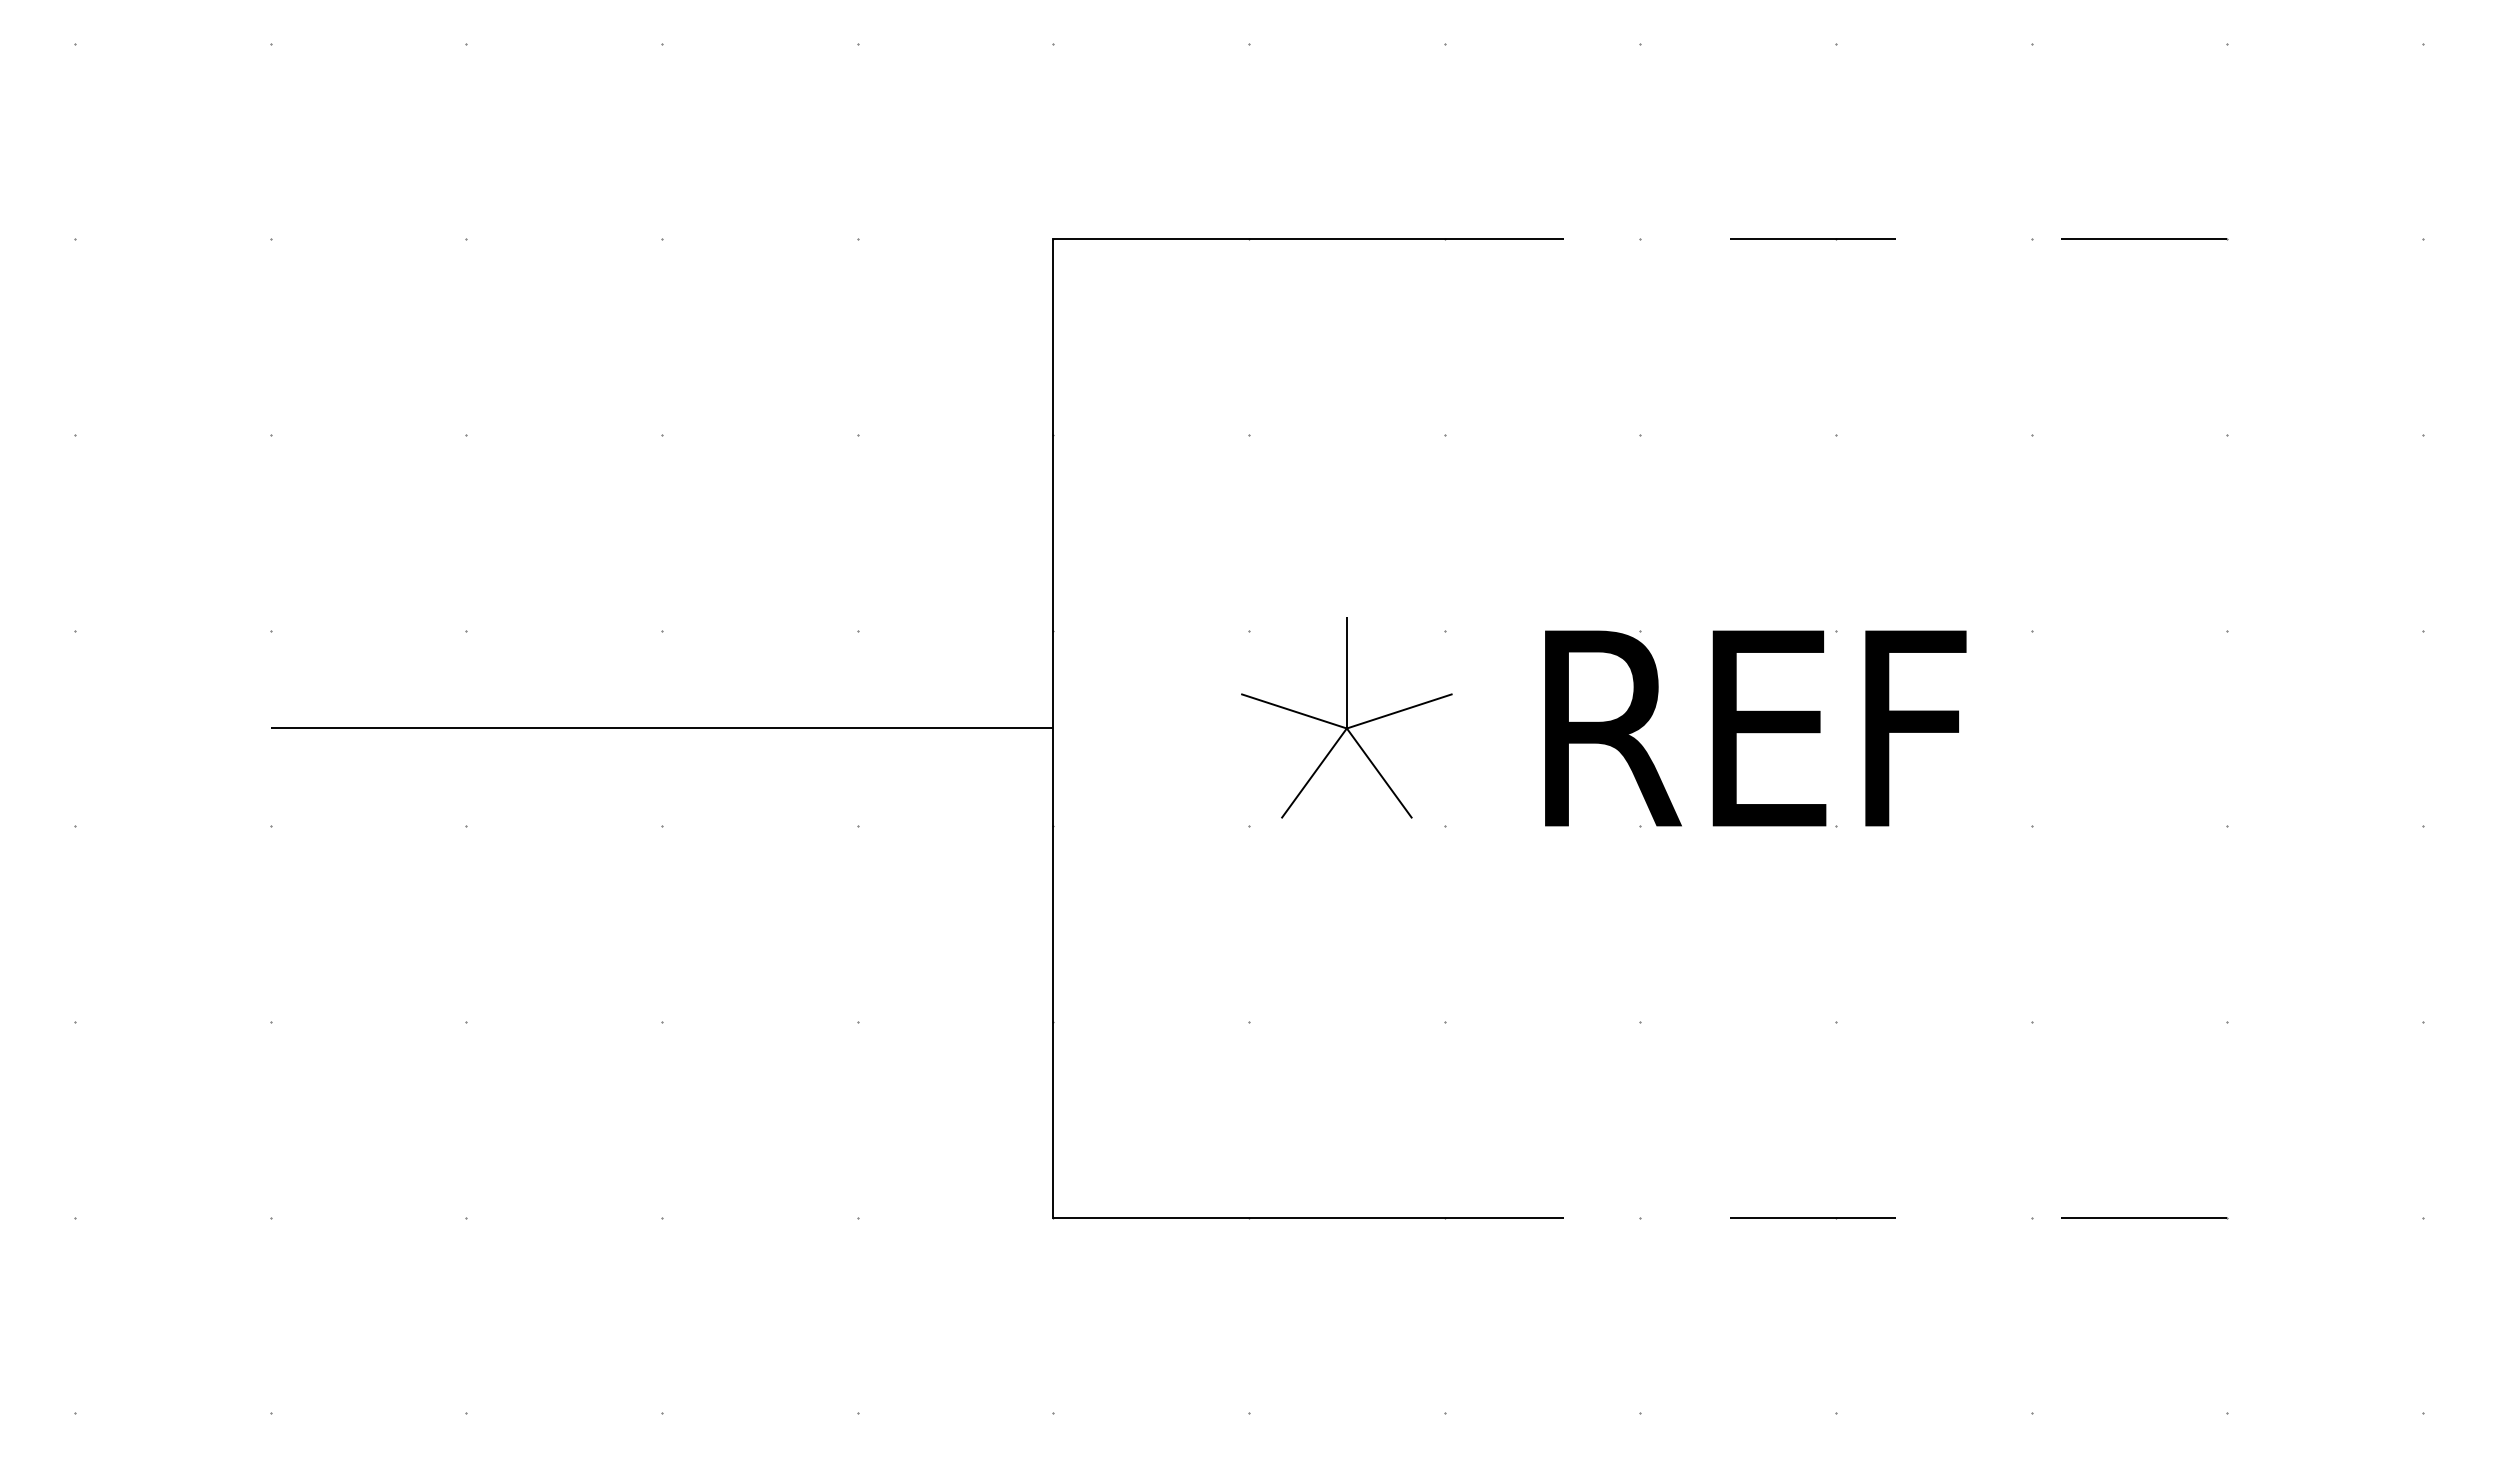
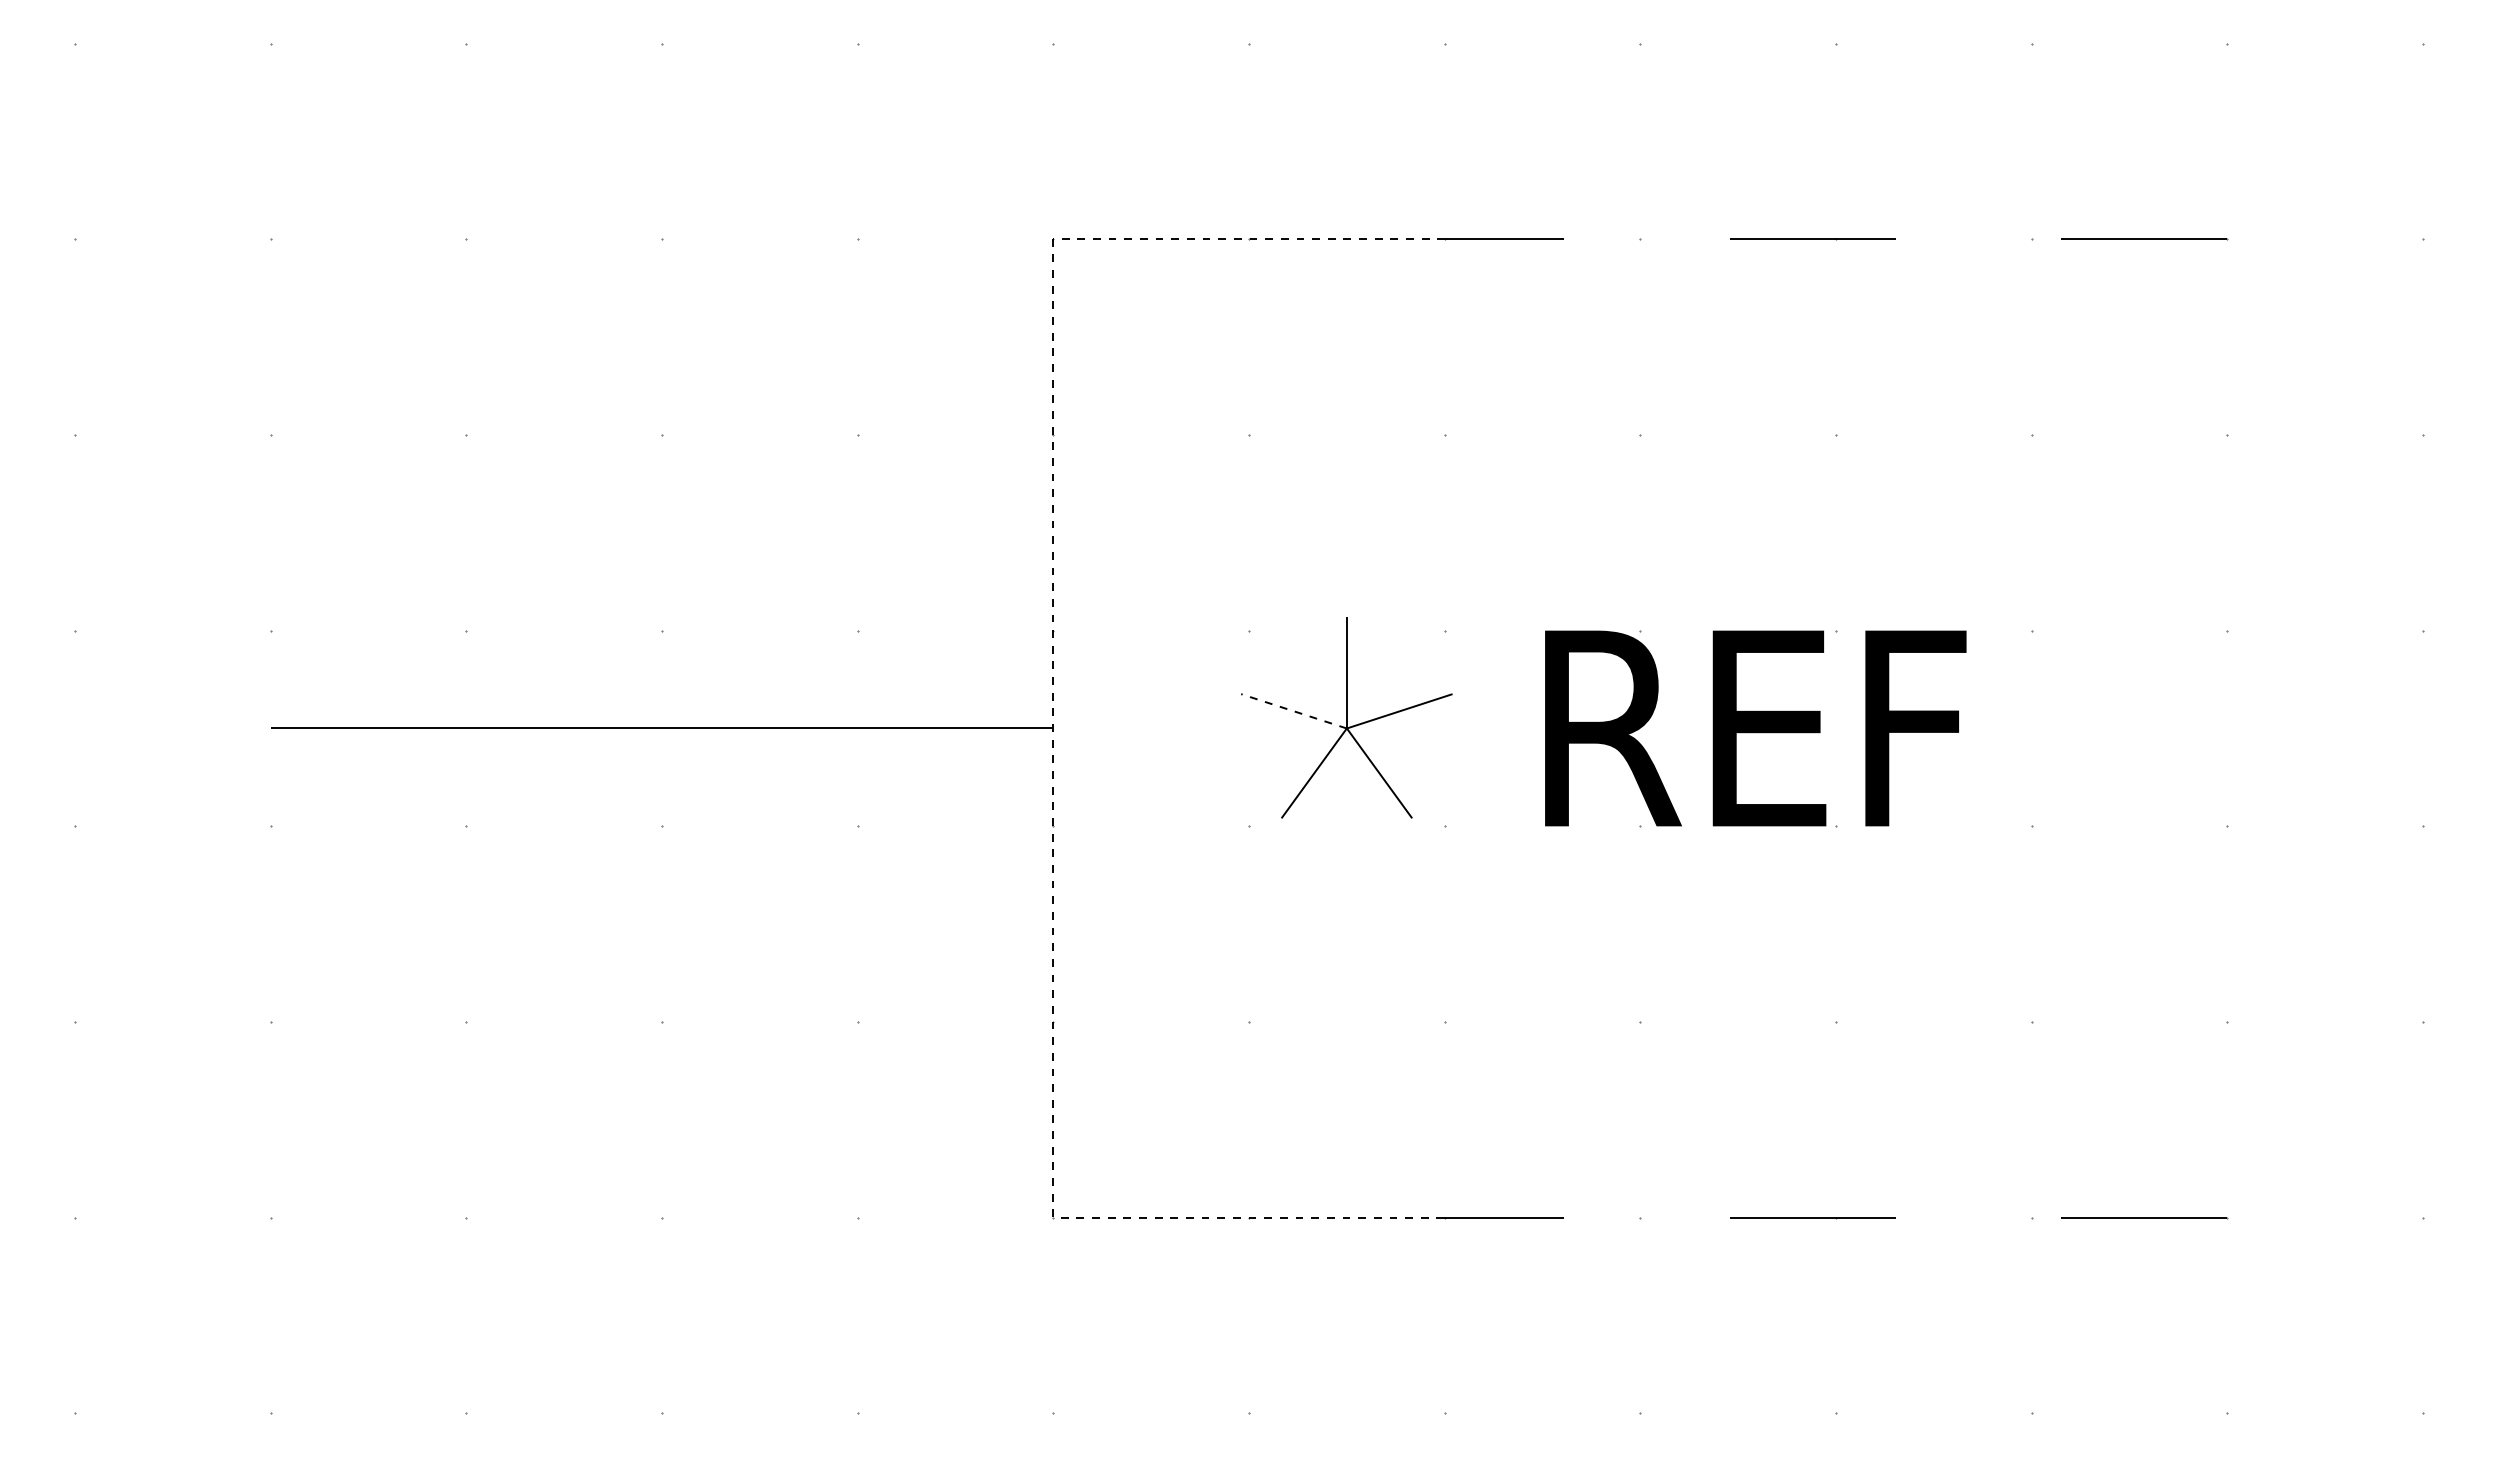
line: solid -> dashed (1294, 711)
line: solid -> dashed (1053, 728)
